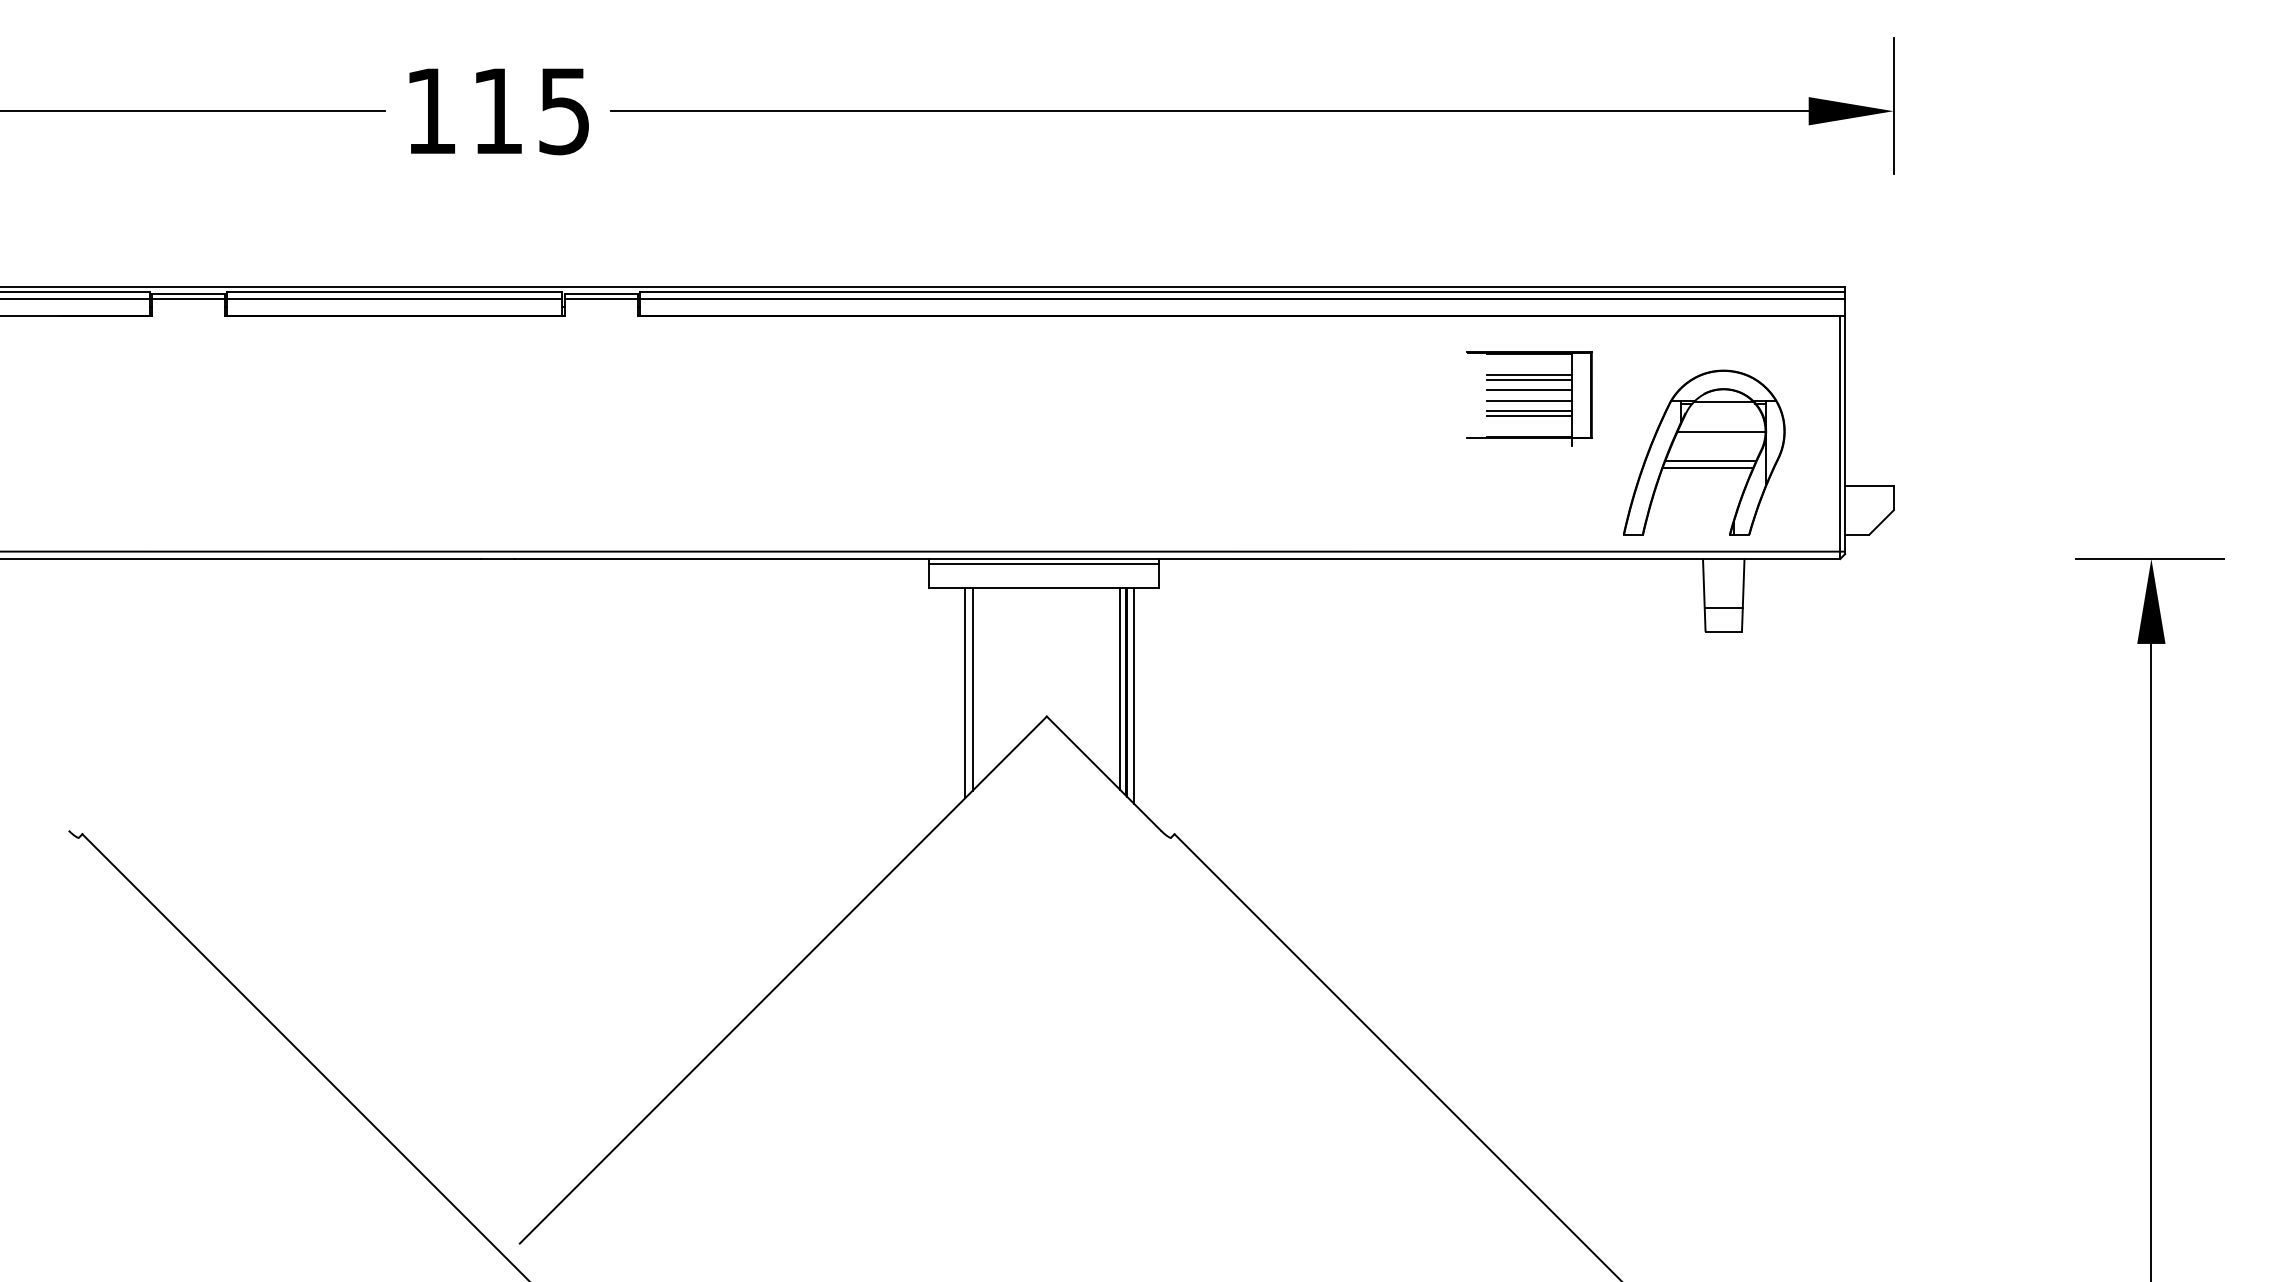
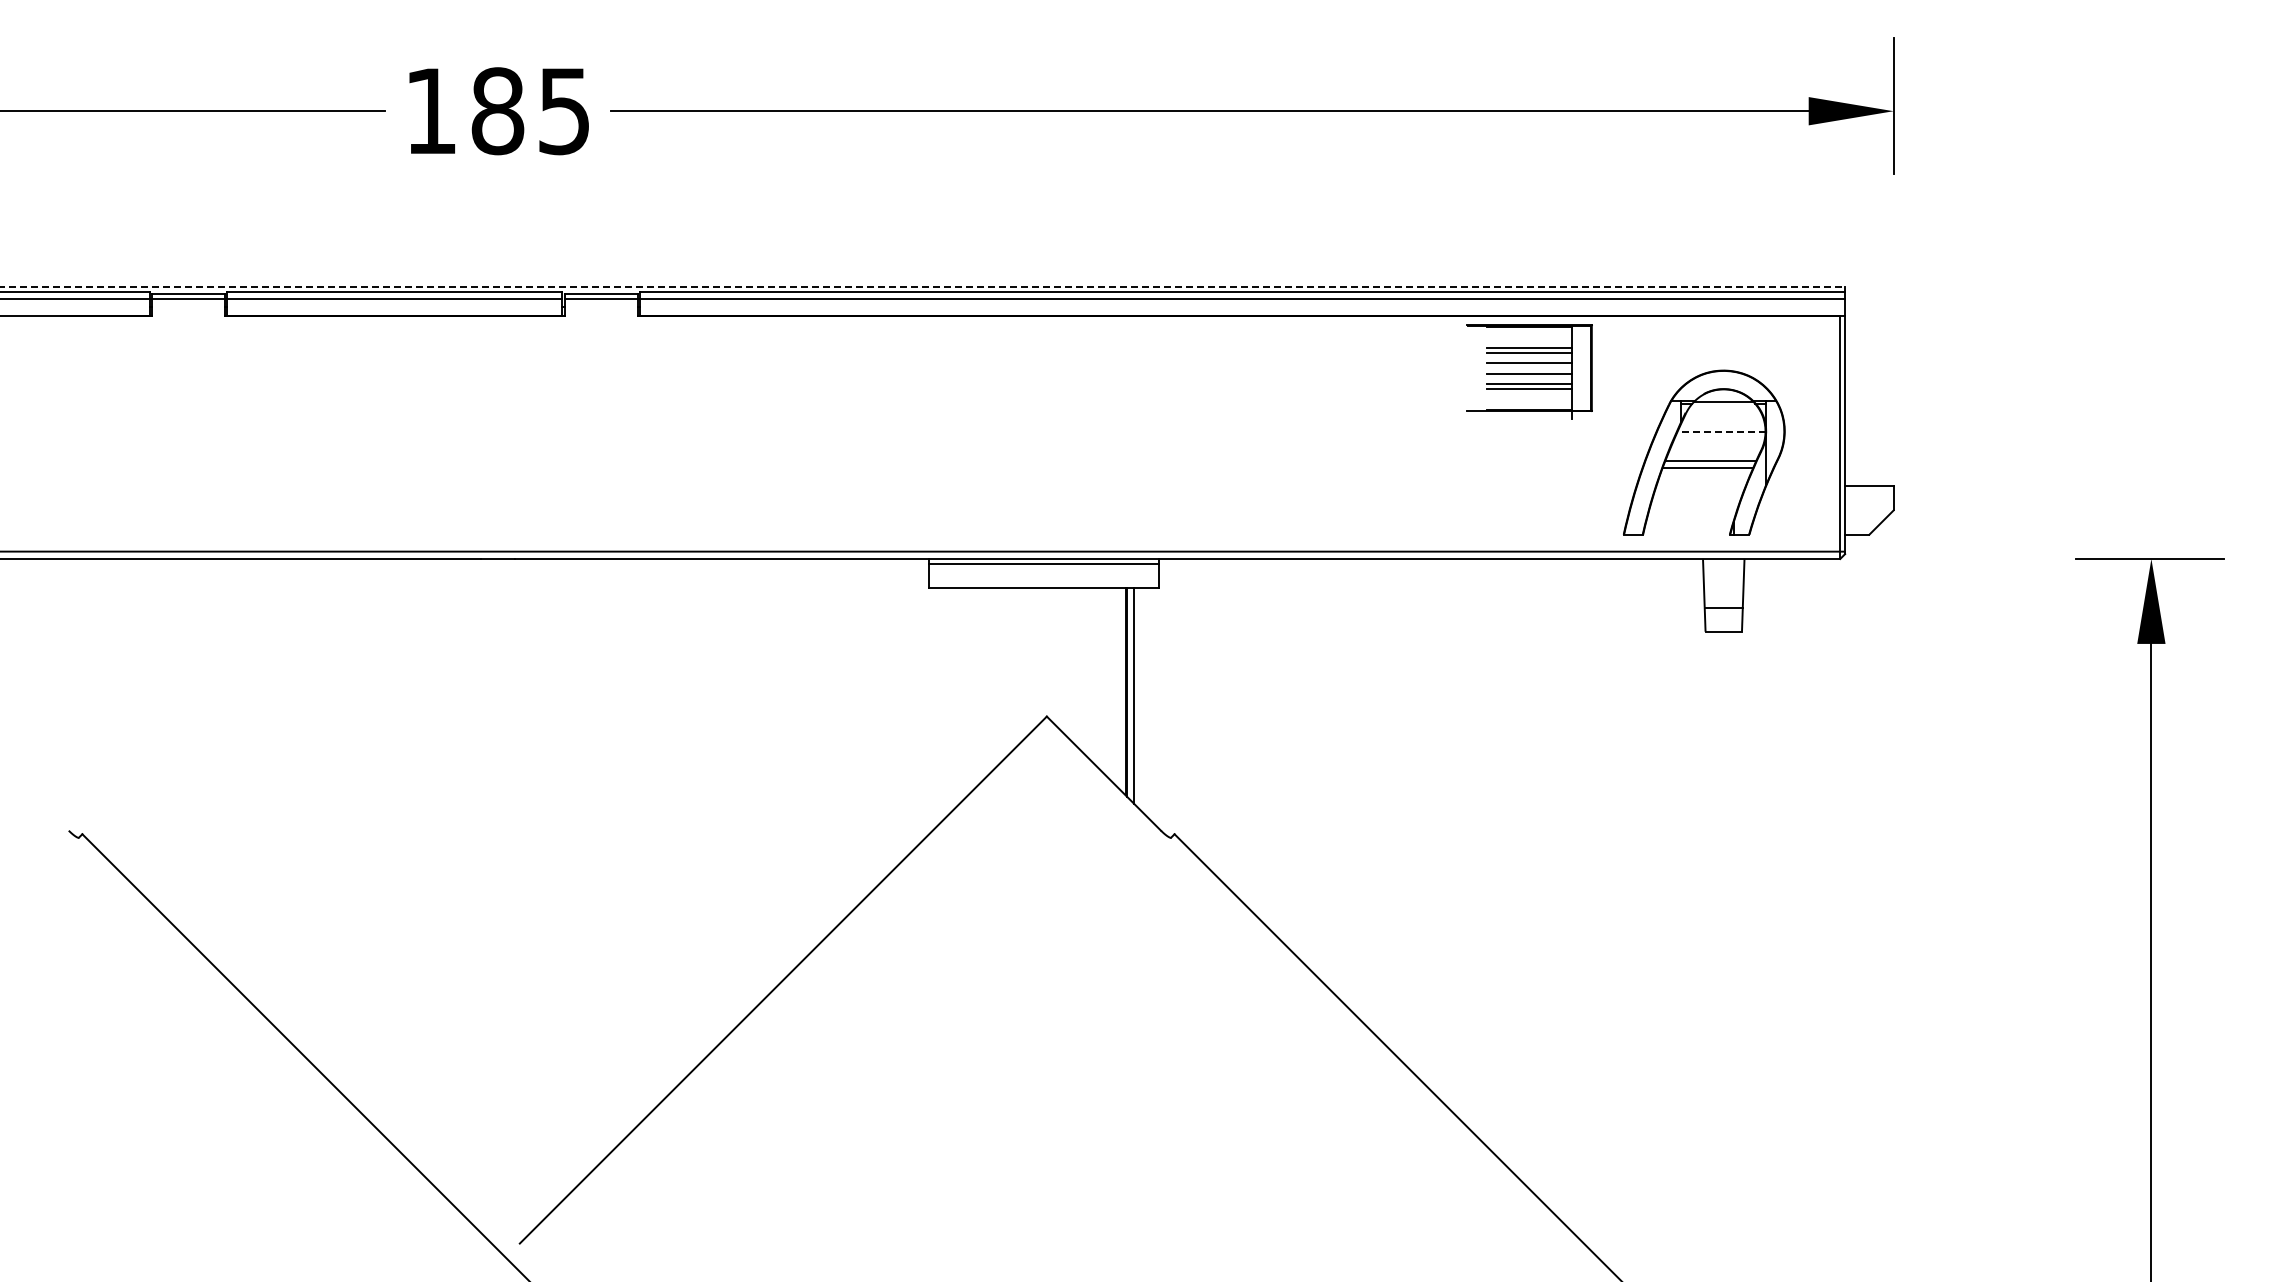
text: 115 -> 185 (497, 111)
line: solid -> dashed (923, 287)
part position: (1529, 398) -> (1529, 371) (1529, 371)
line: solid -> dashed (1721, 431)
line: present -> none (1119, 688)
line: present -> none (972, 689)
line: present -> none (965, 693)
